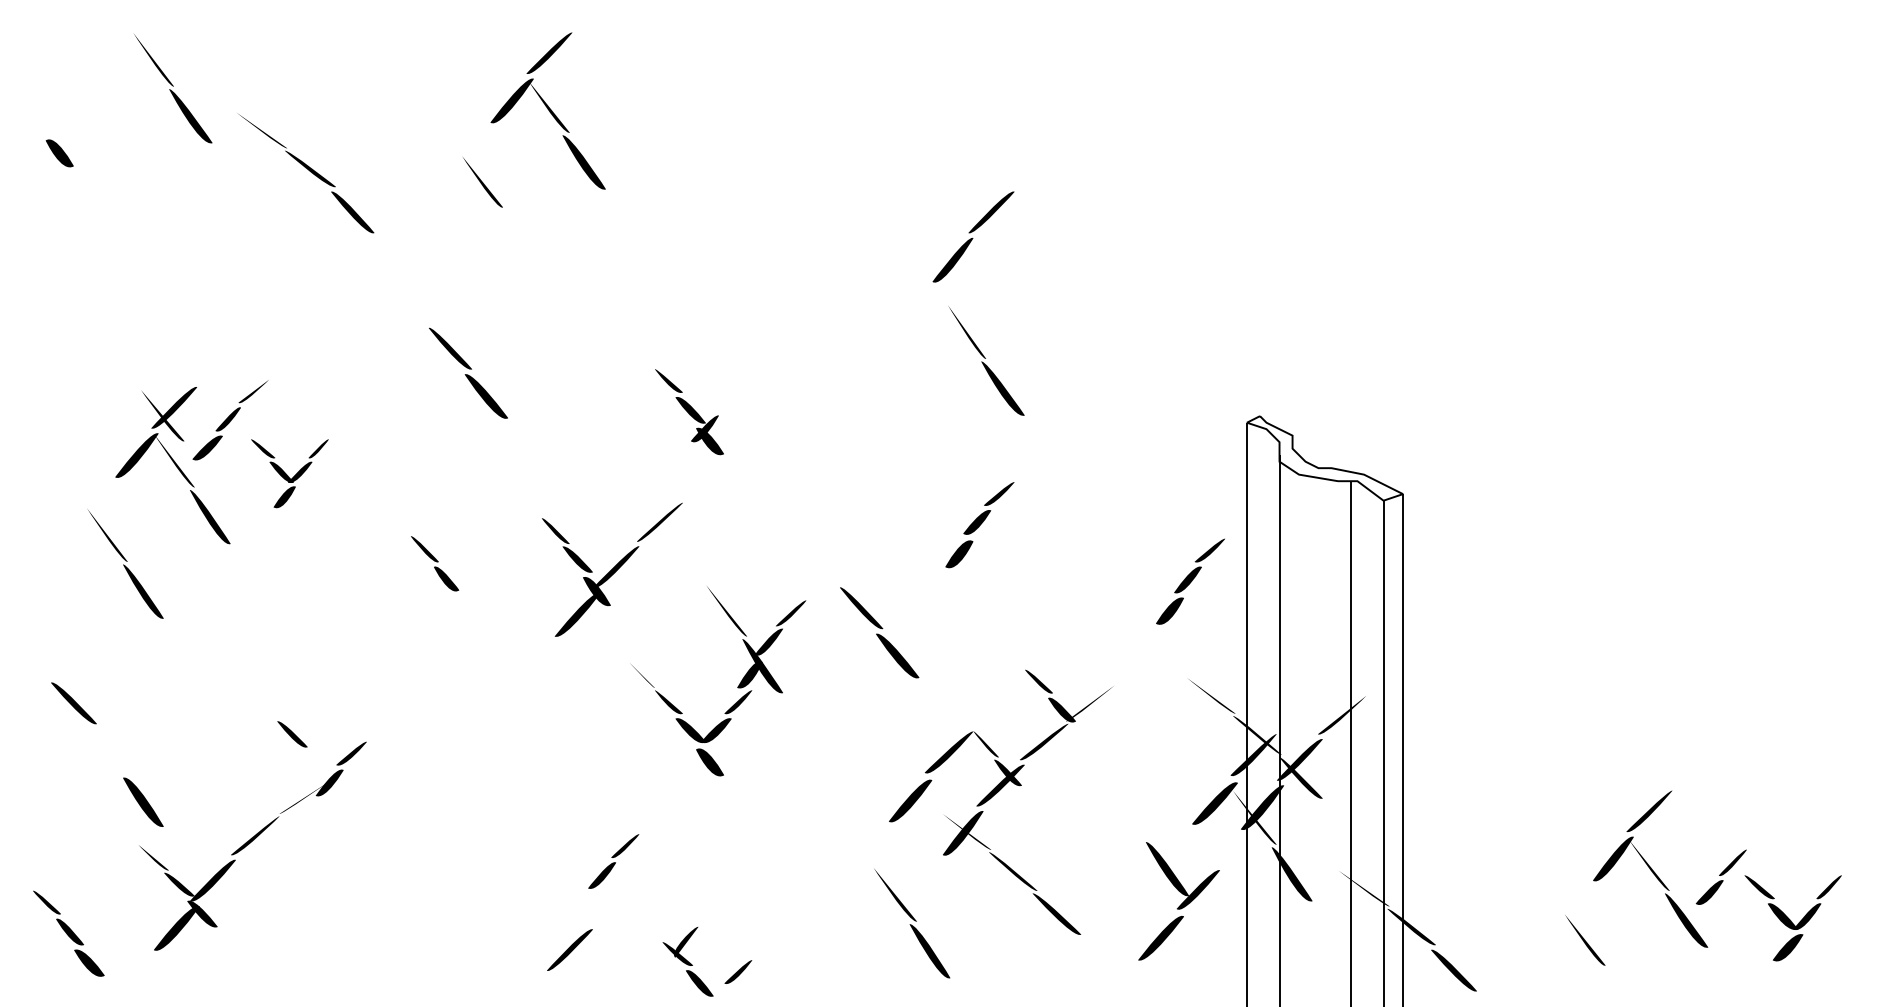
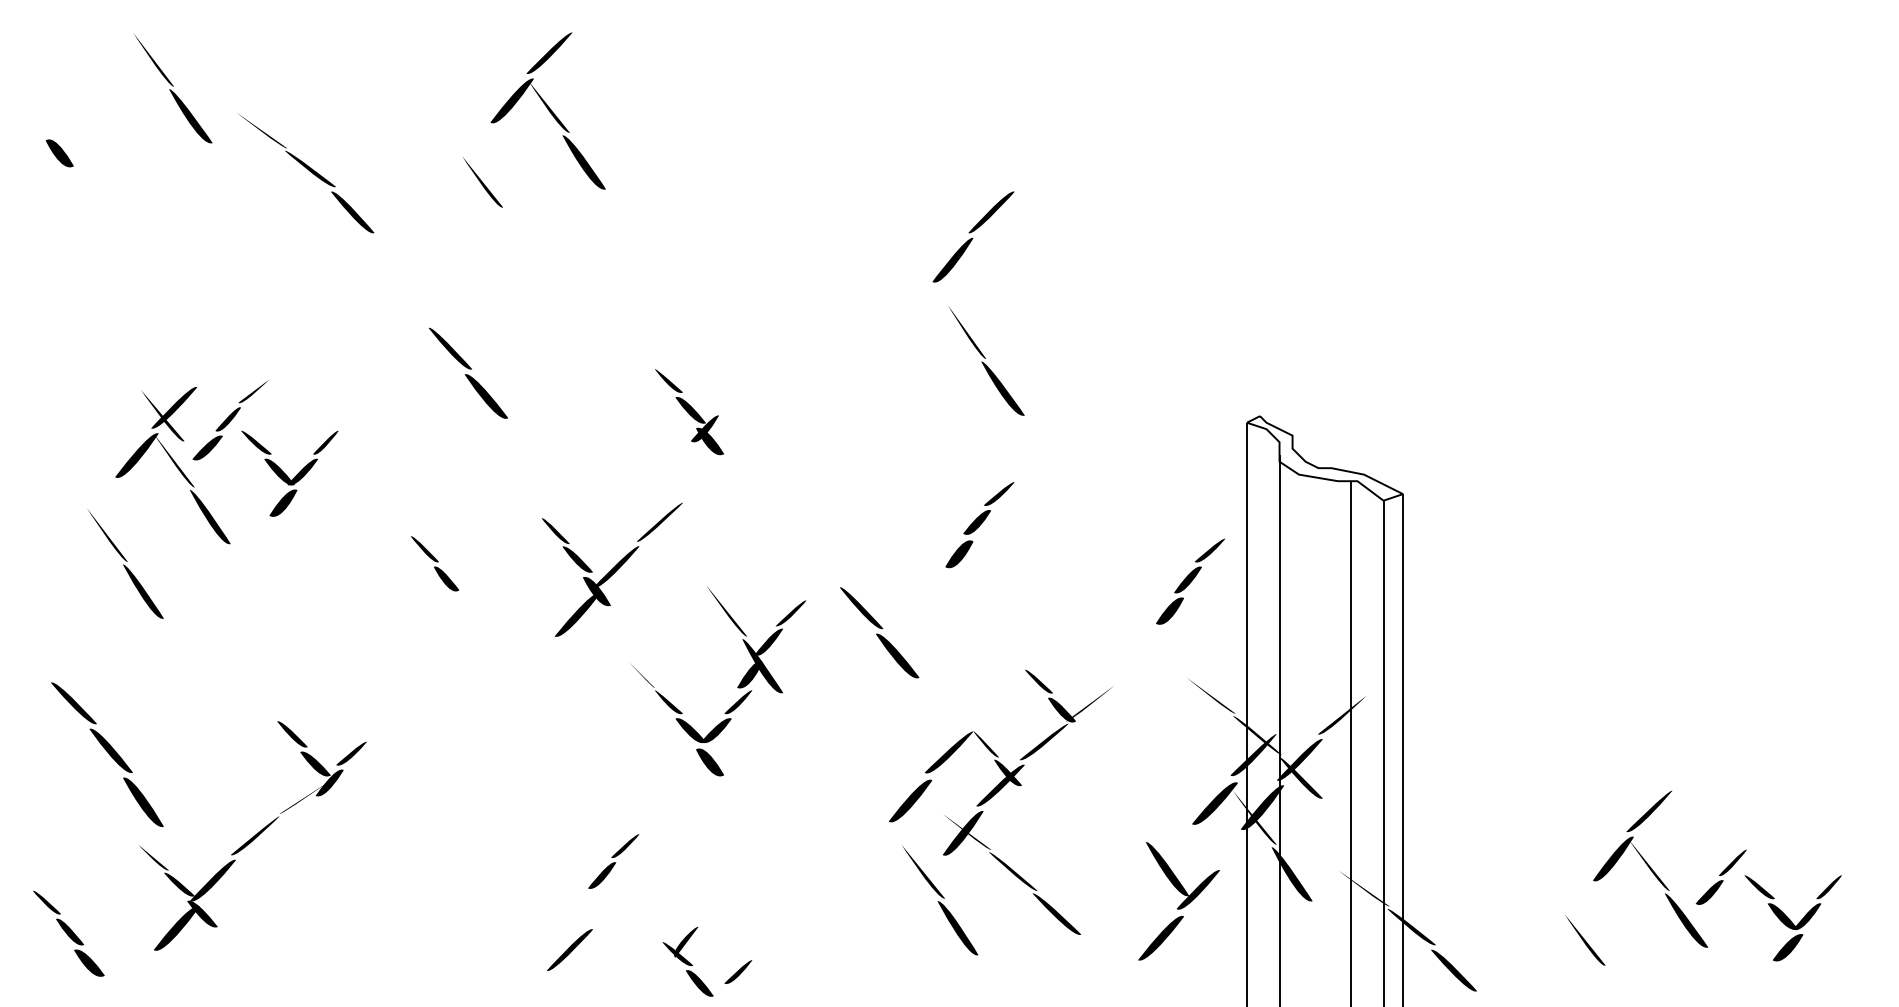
part size: 78x70 px -> 98x87 px (289, 473)
fill: none -> present (111, 750)
fill: none -> present (315, 763)
part position: (912, 923) -> (940, 900) (940, 900)
